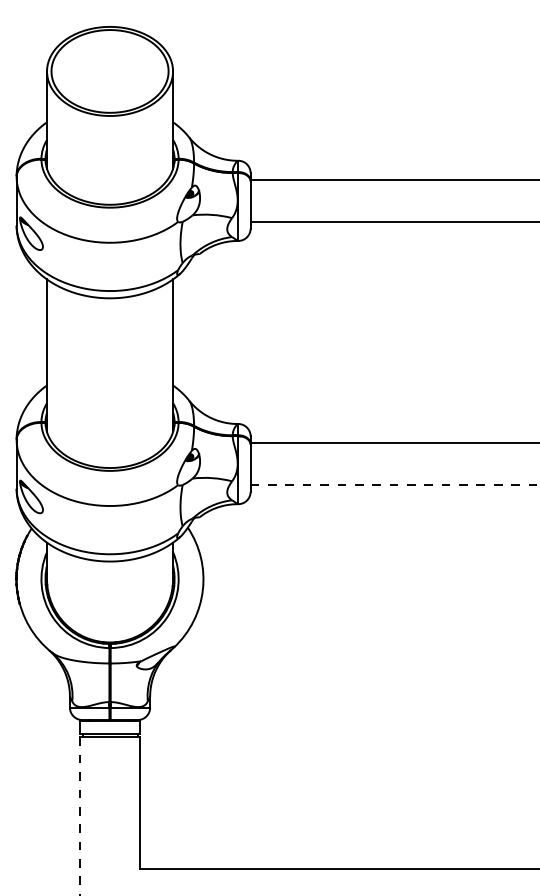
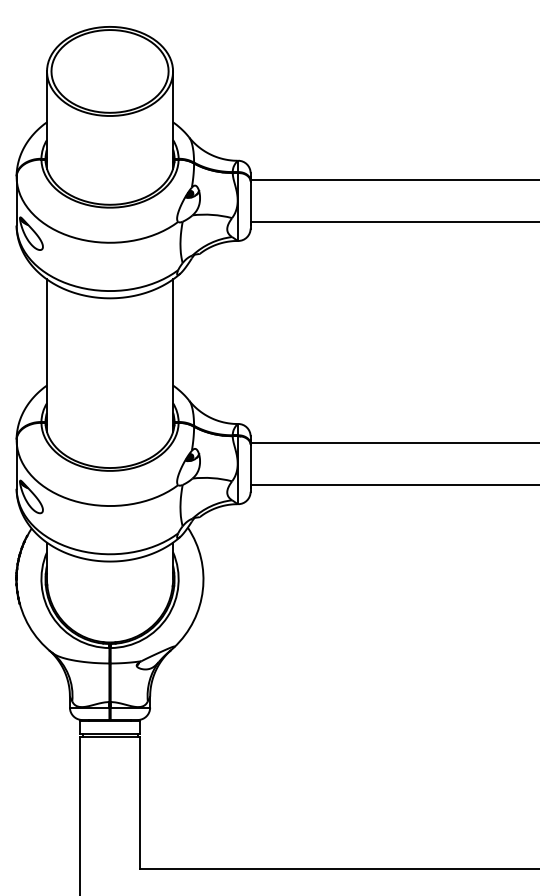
line: dashed -> solid (395, 485)
line: dashed -> solid (80, 816)
